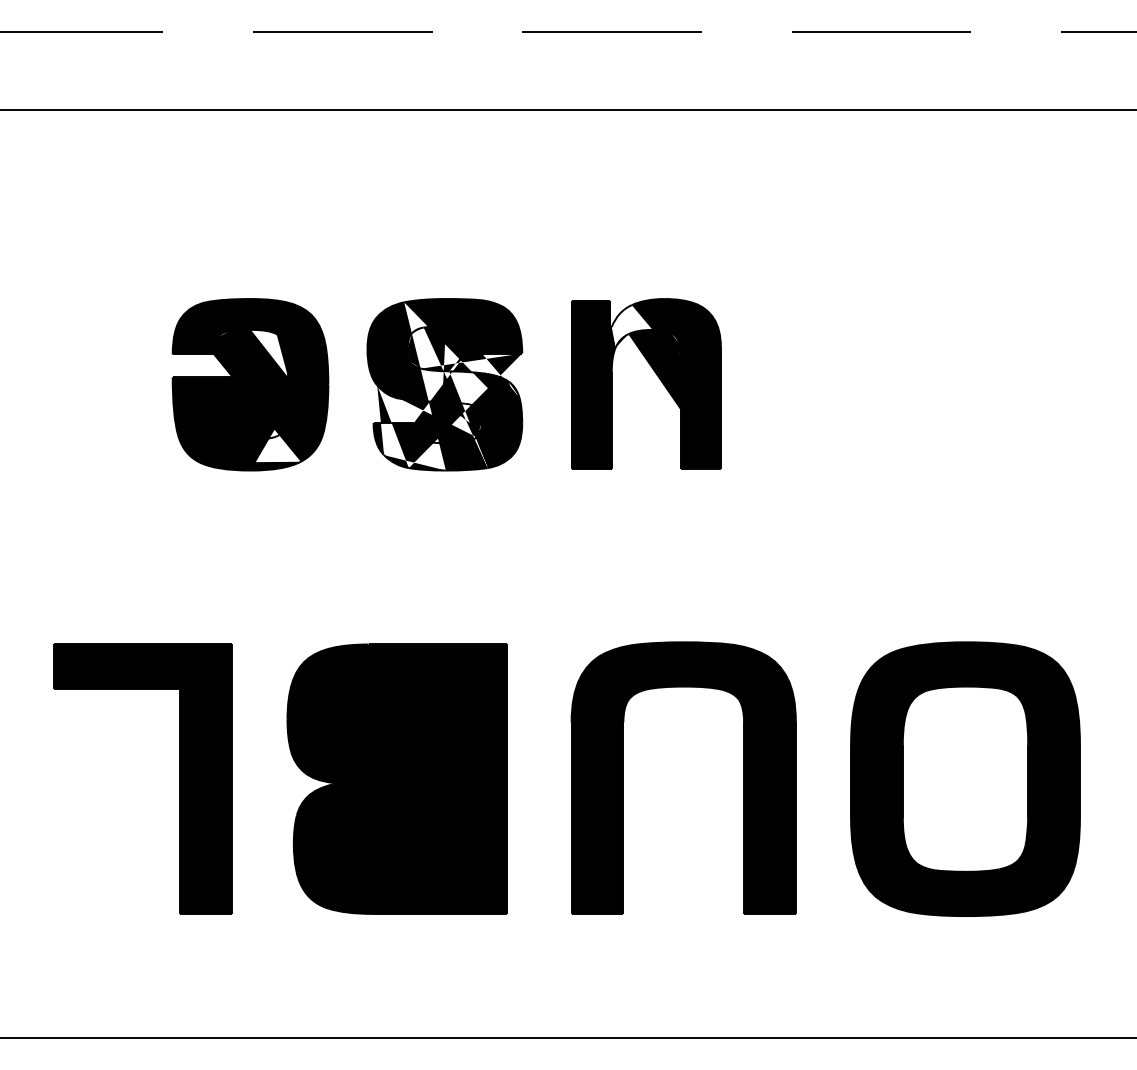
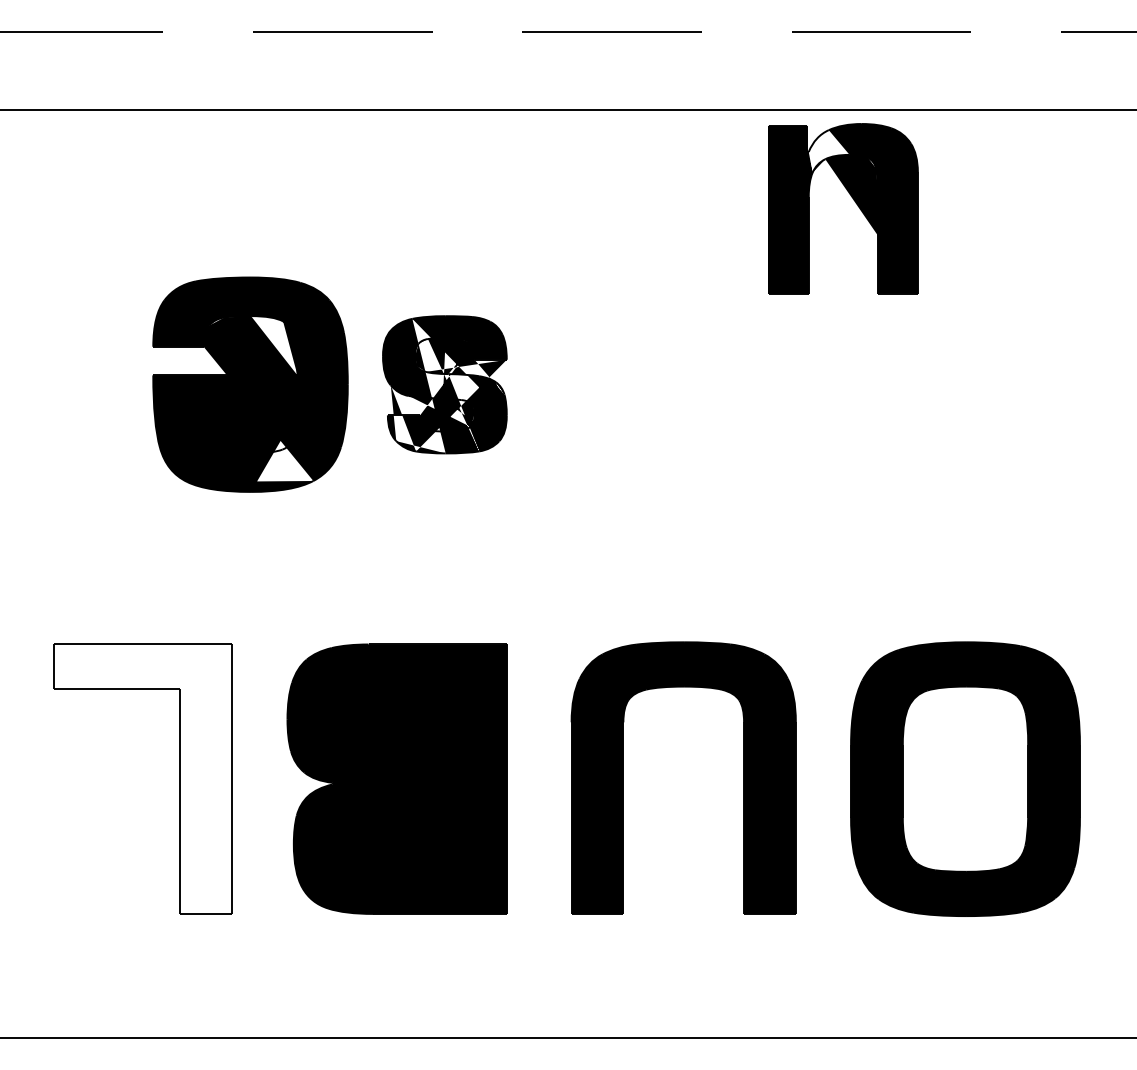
part position: (656, 375) -> (853, 200) (853, 200)
part size: 159x174 px -> 197x217 px (250, 384)
part size: 158x174 px -> 126x140 px (444, 384)
fill: present -> none (142, 778)
